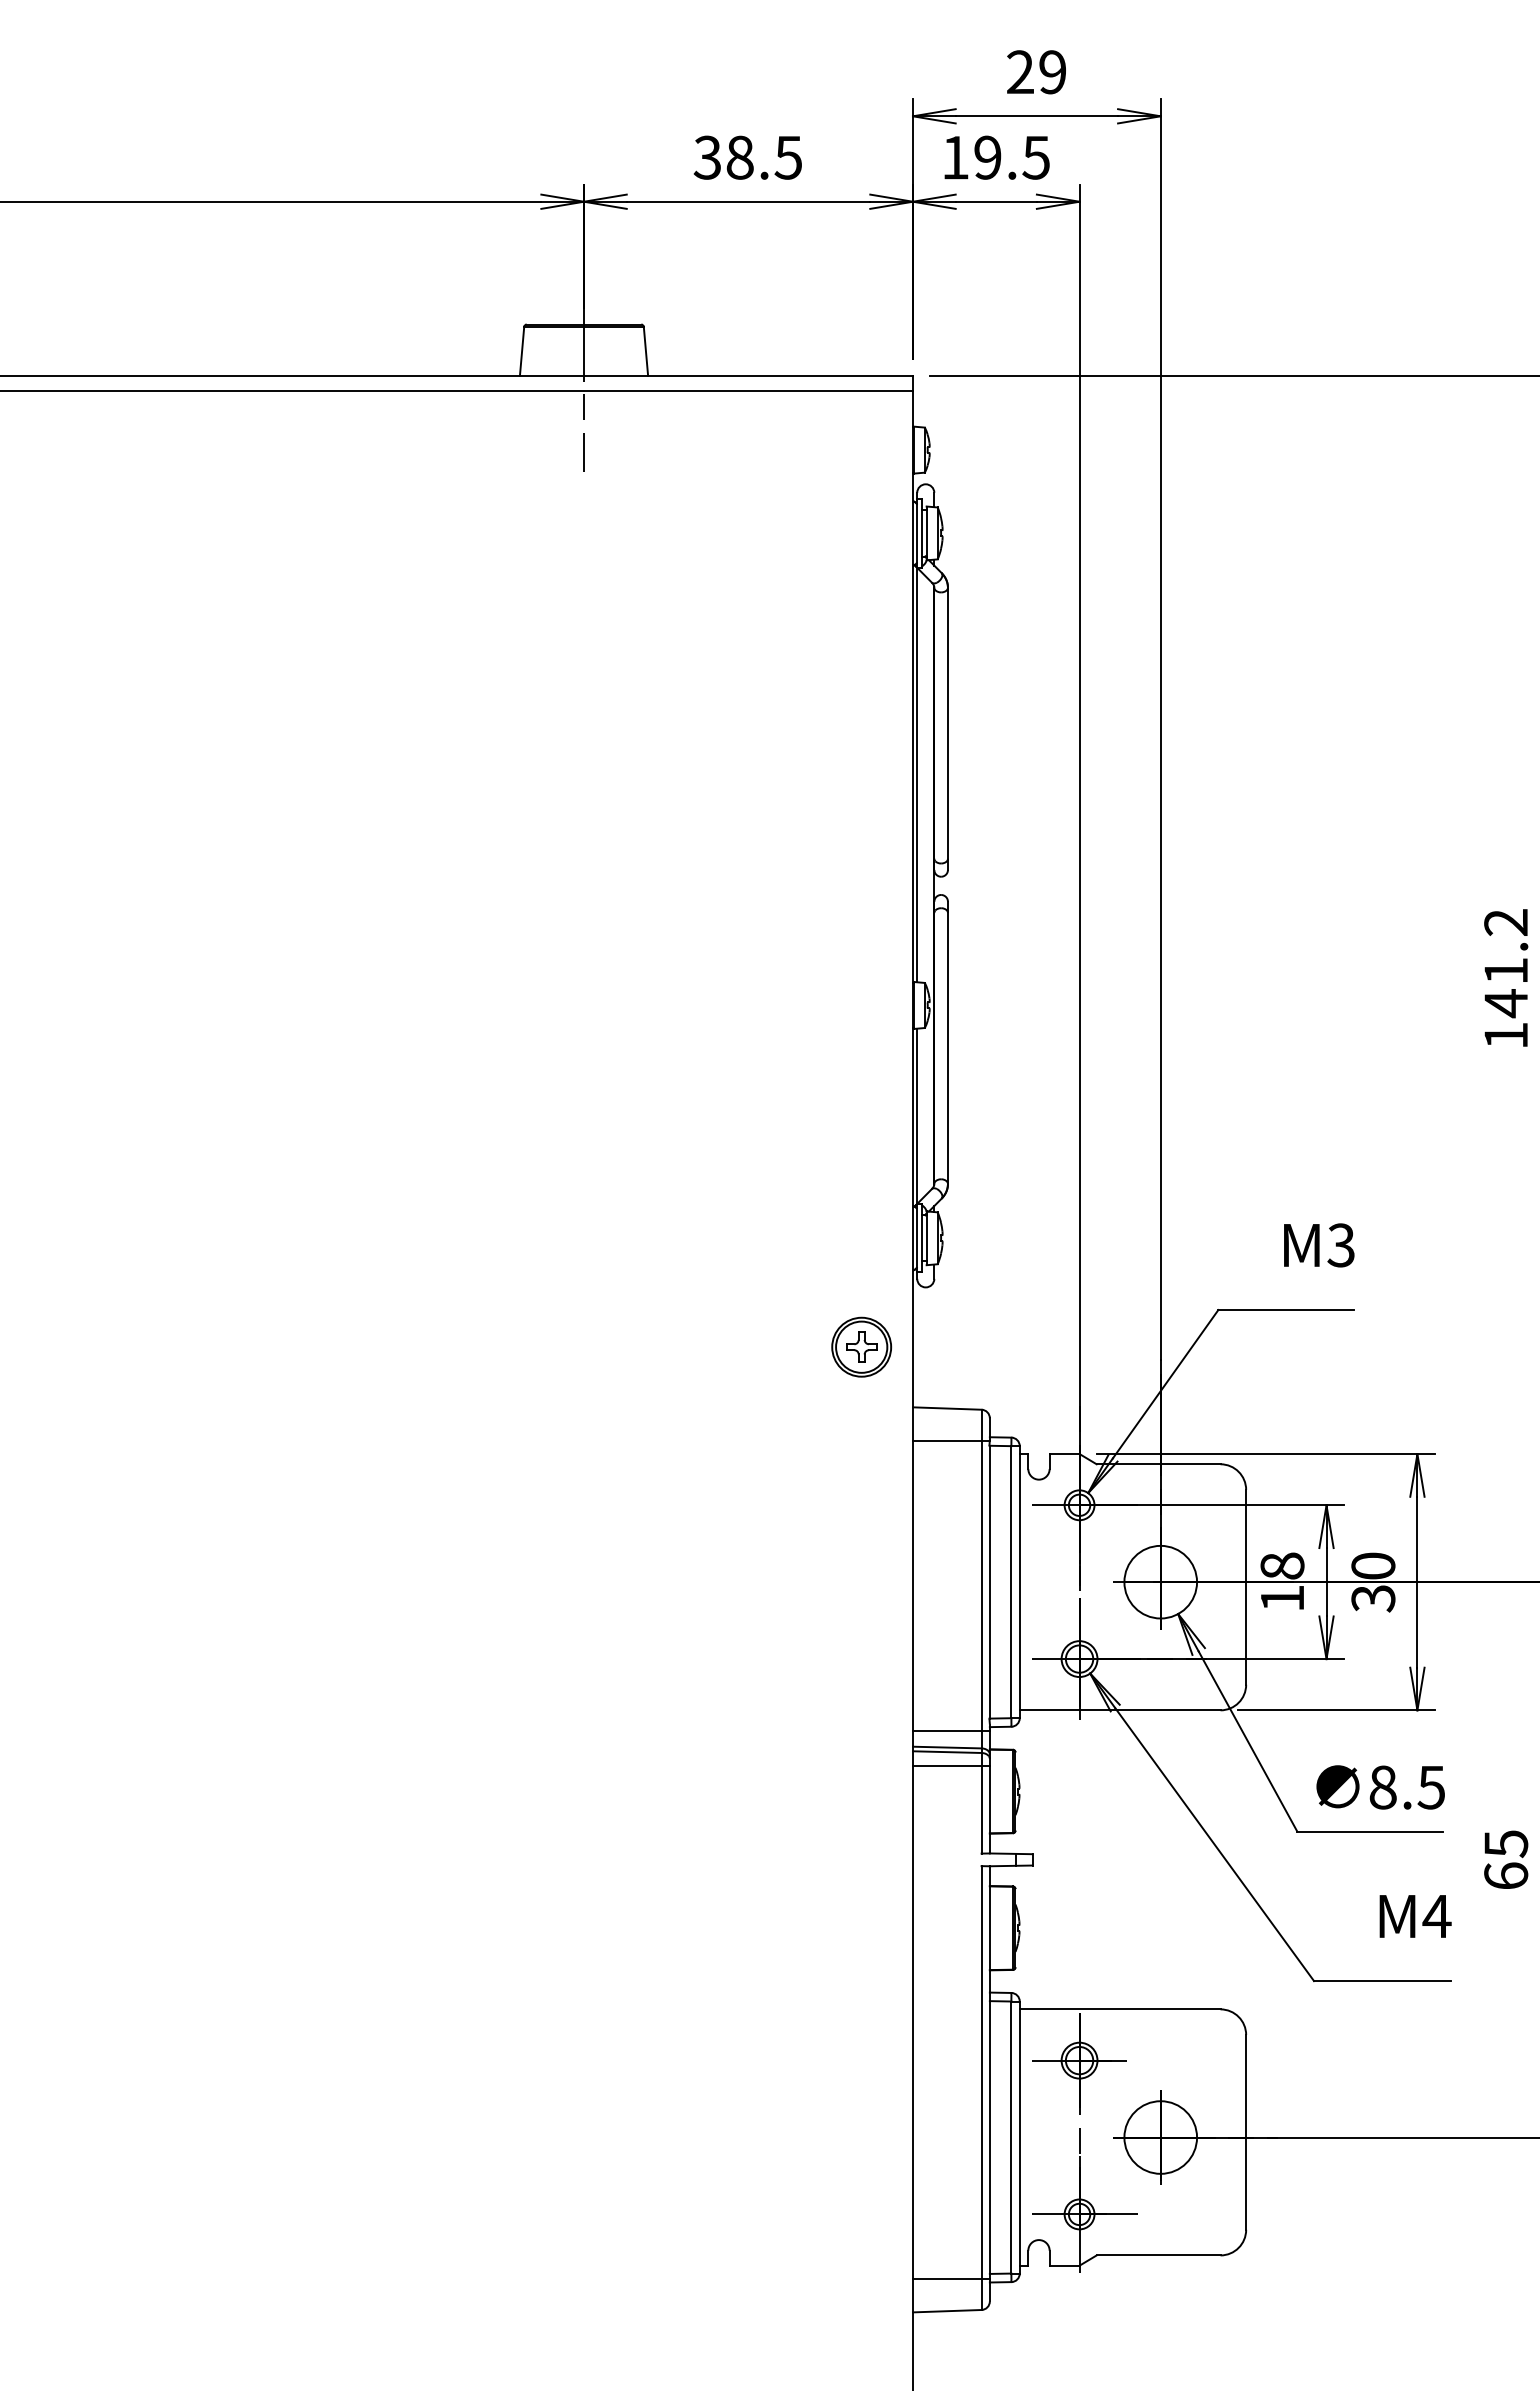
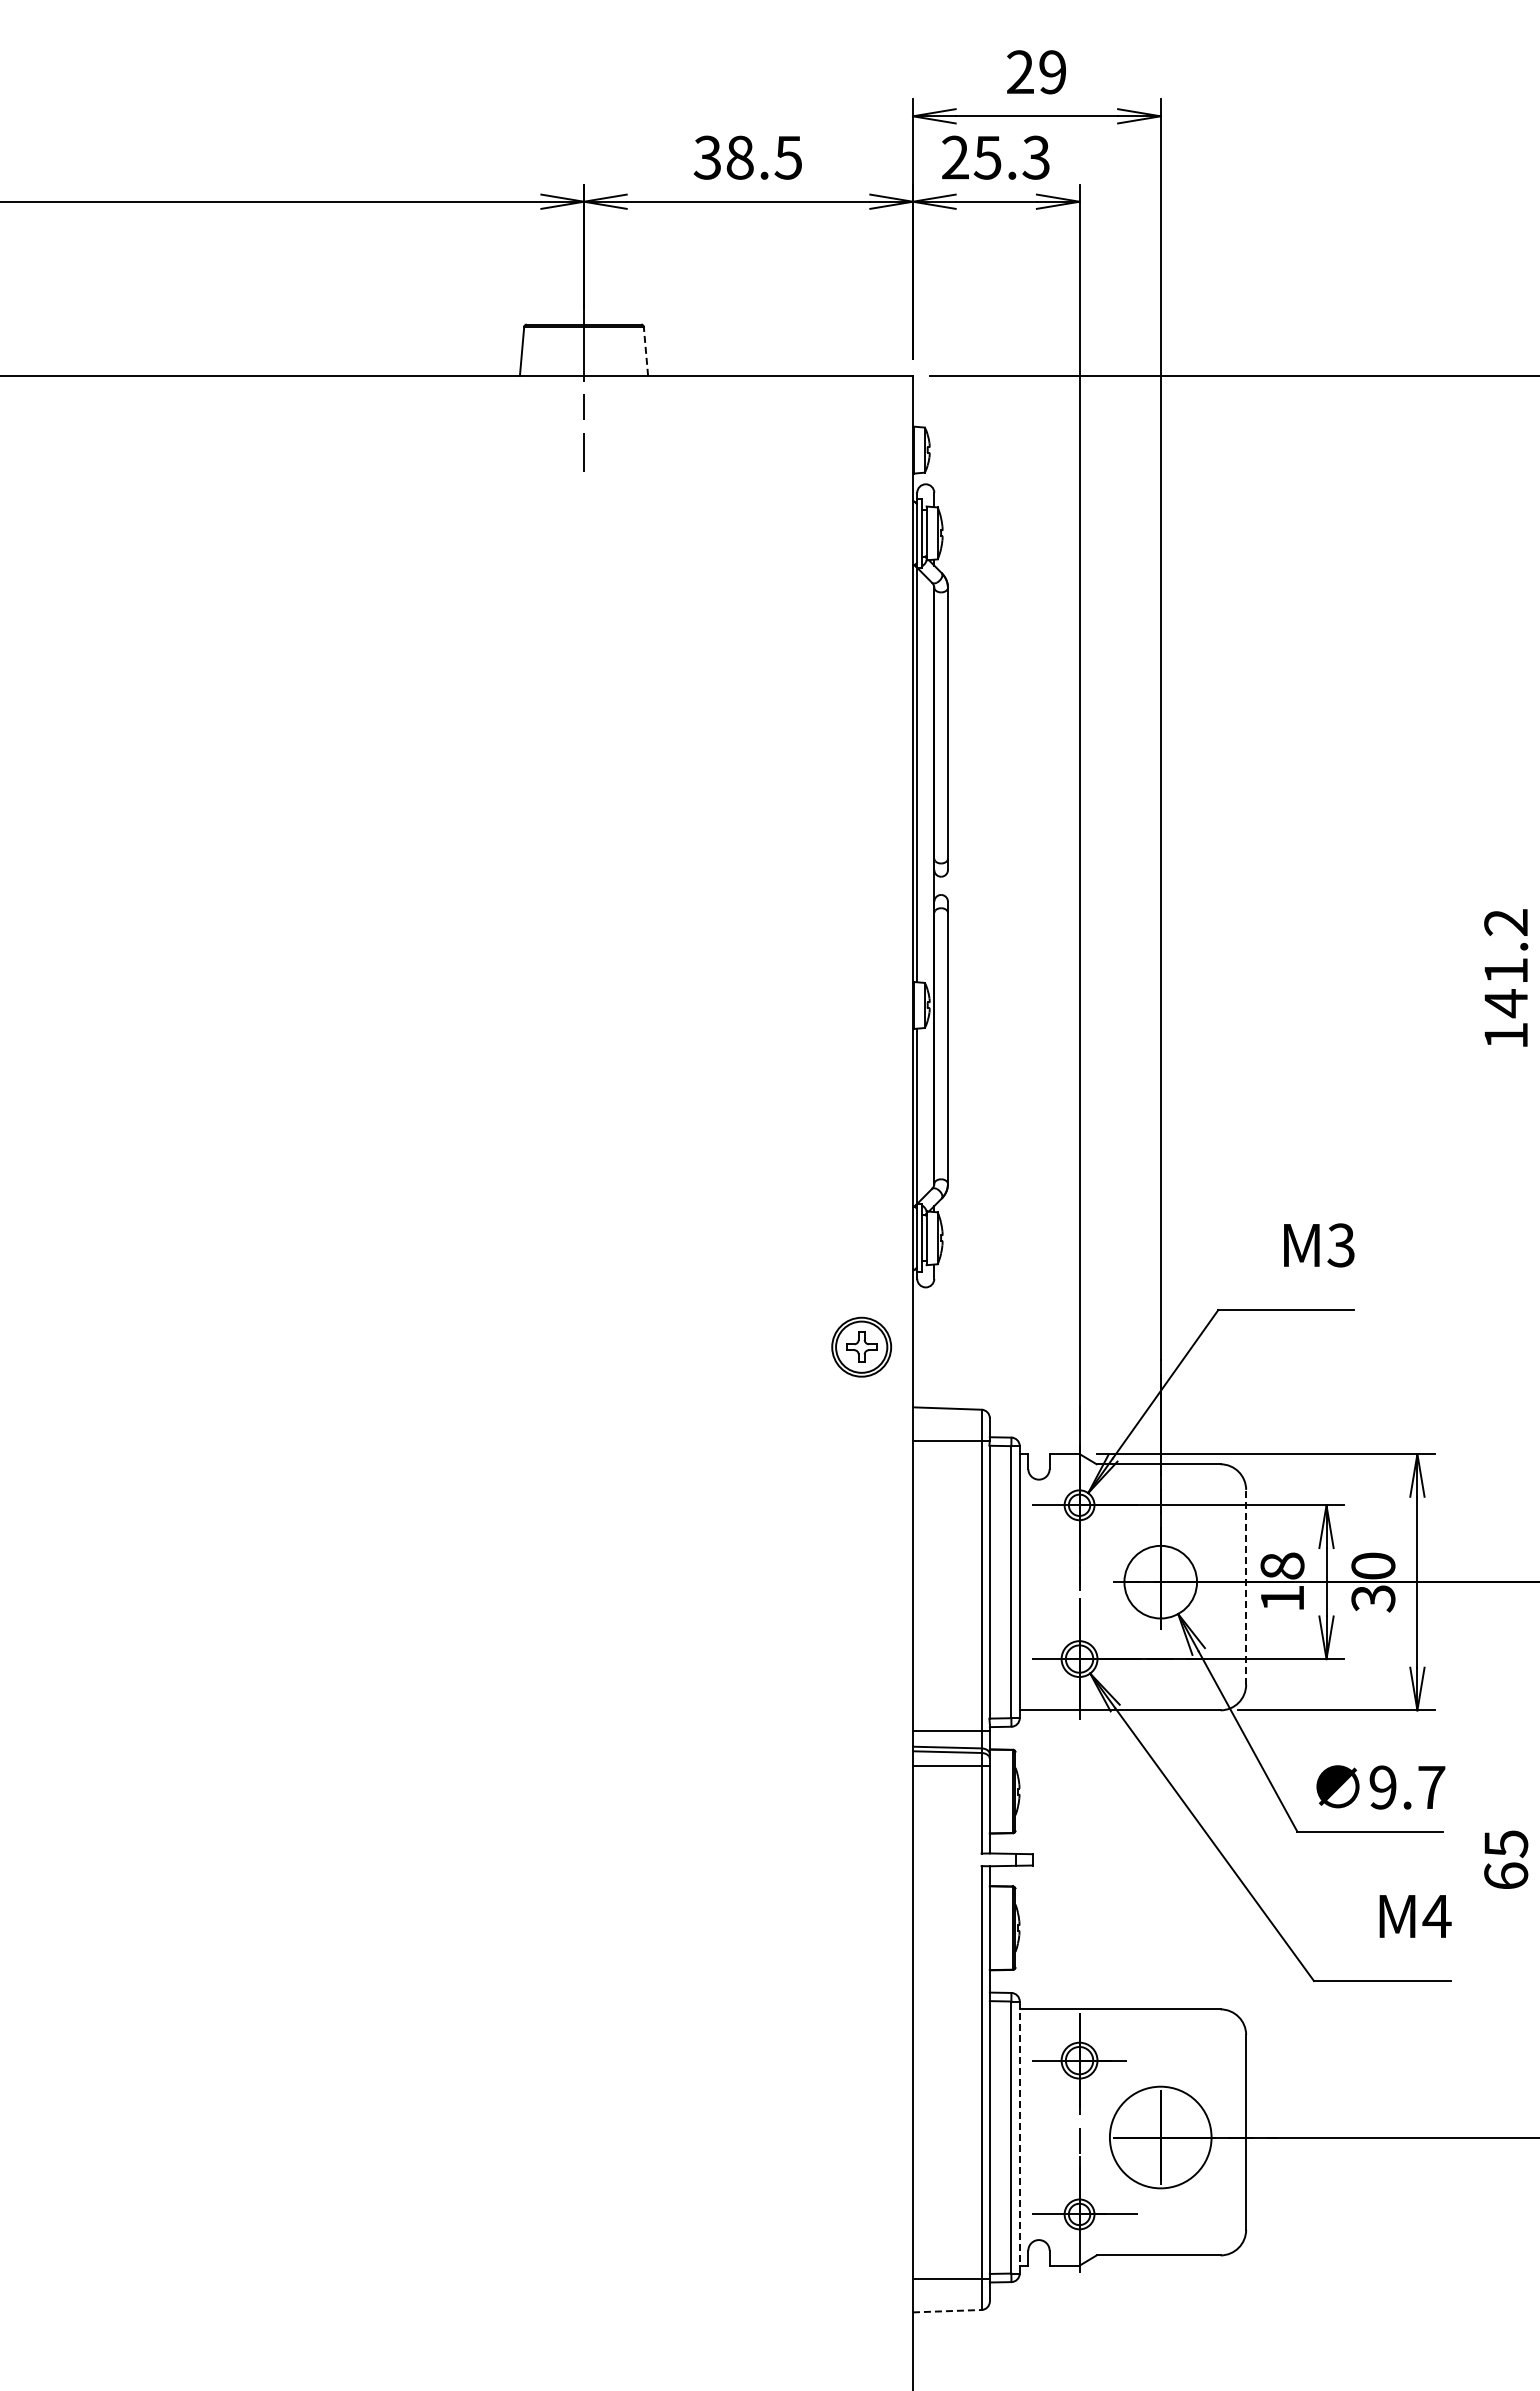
text: 19.5 -> 25.3 (995, 157)
line: solid -> dashed (645, 351)
line: present -> none (457, 391)
line: solid -> dashed (1246, 1586)
text: 8.5 -> 9.7 (1407, 1787)
circle diameter: 73 px -> 102 px (1160, 2137)
line: solid -> dashed (1019, 2138)
line: solid -> dashed (947, 2311)
